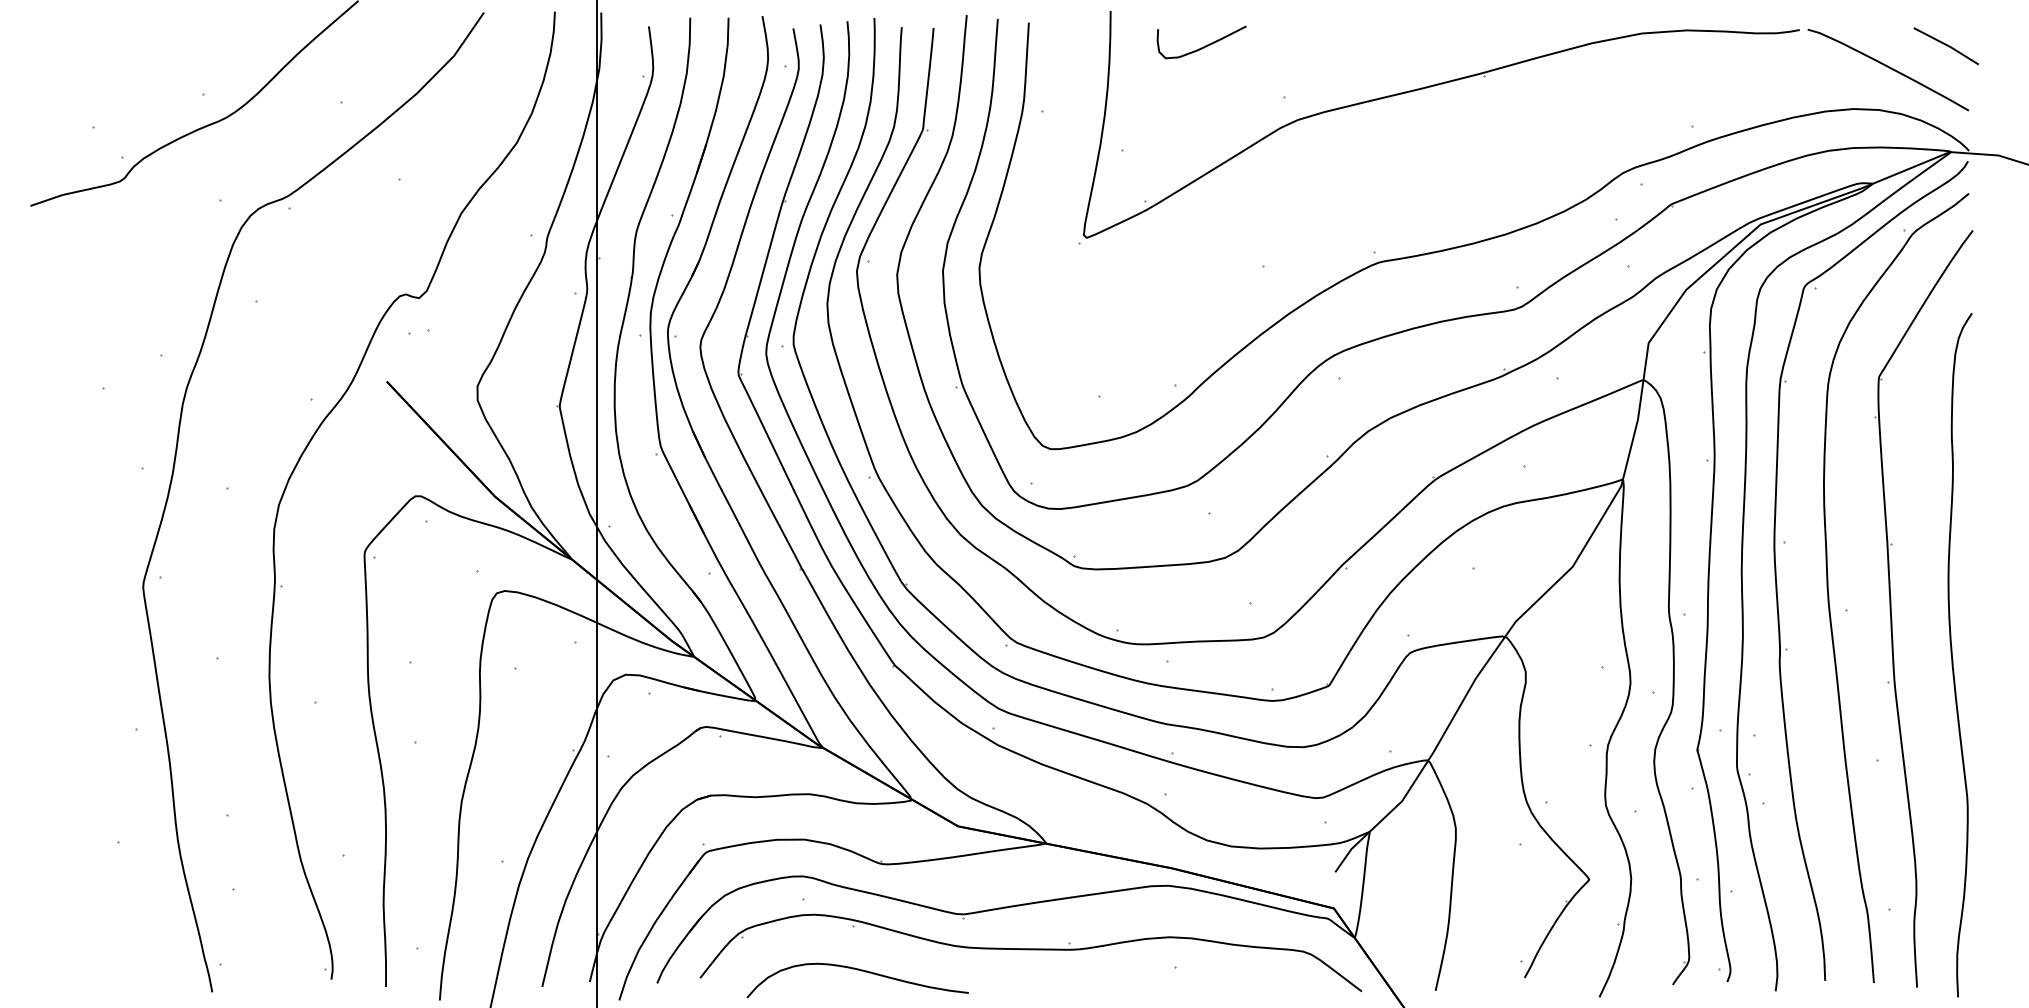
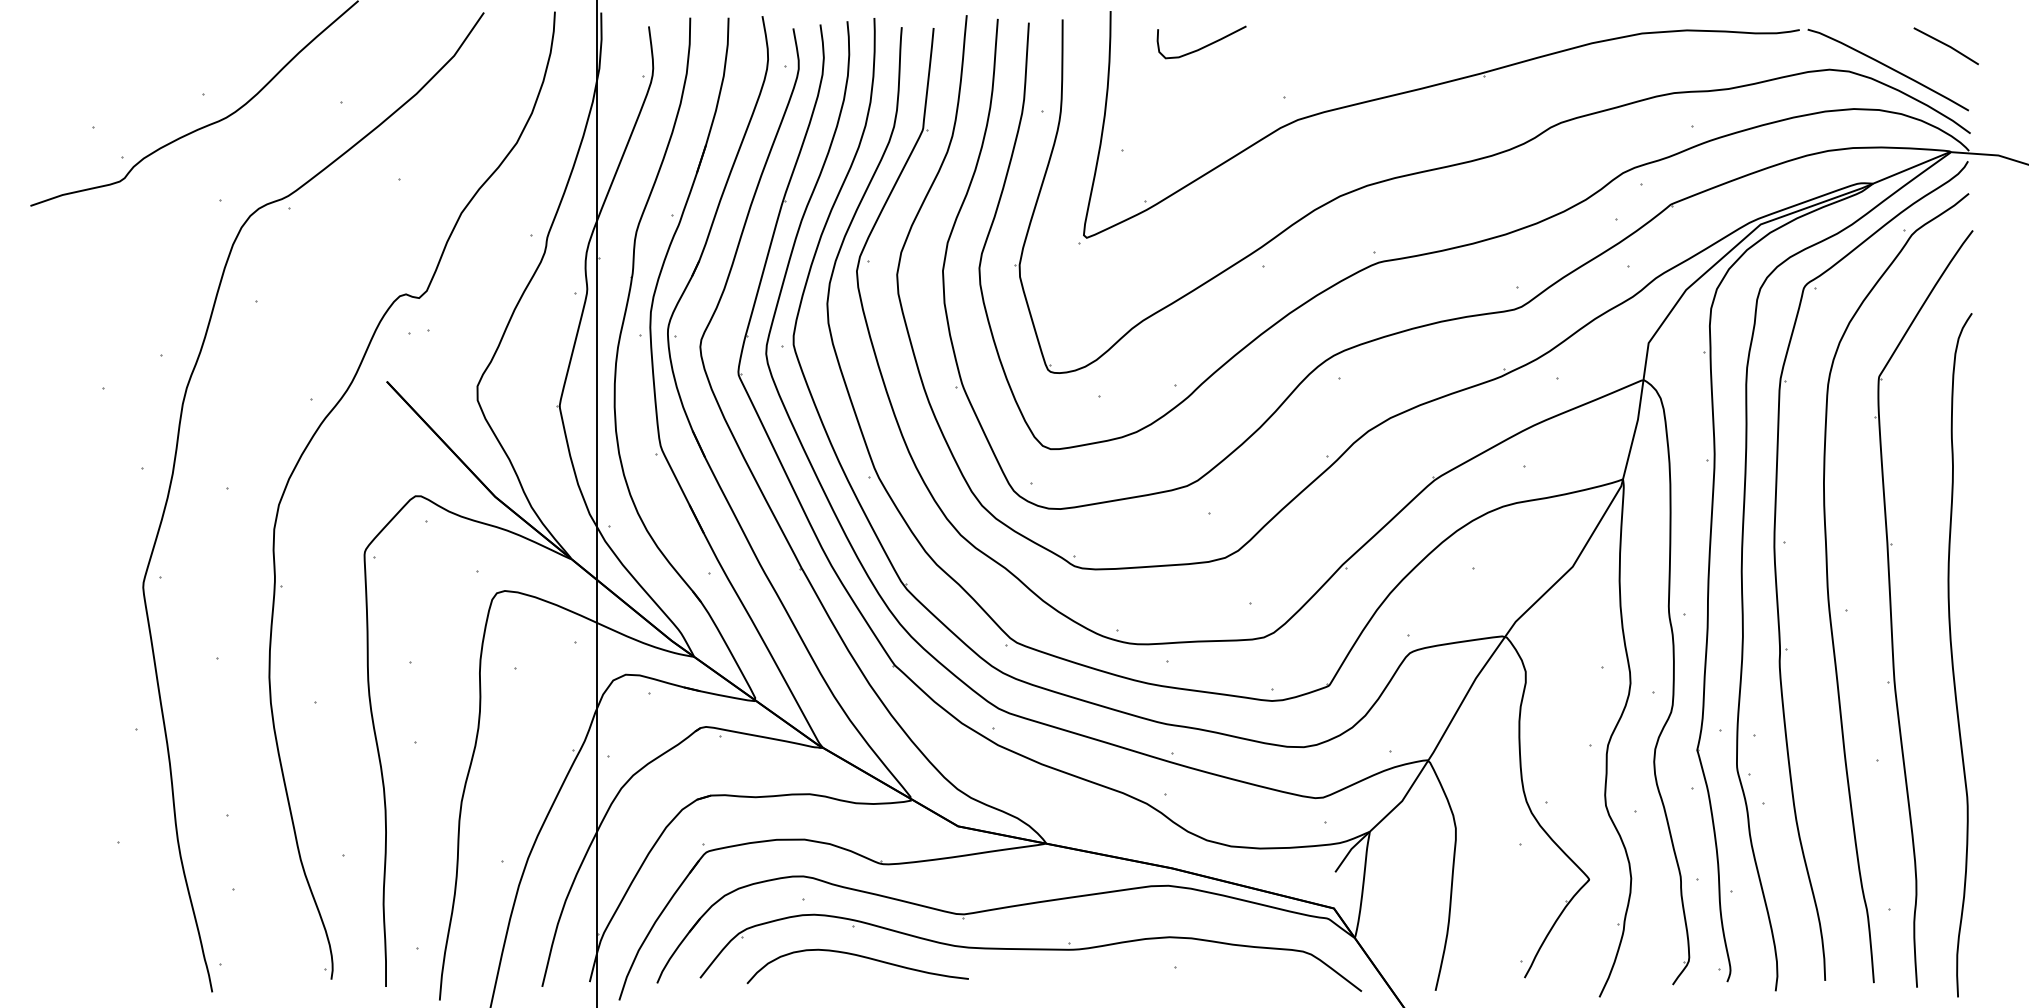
part: none -> present (1482, 159)
curve position: (861, 971) -> (861, 957) (861, 957)
